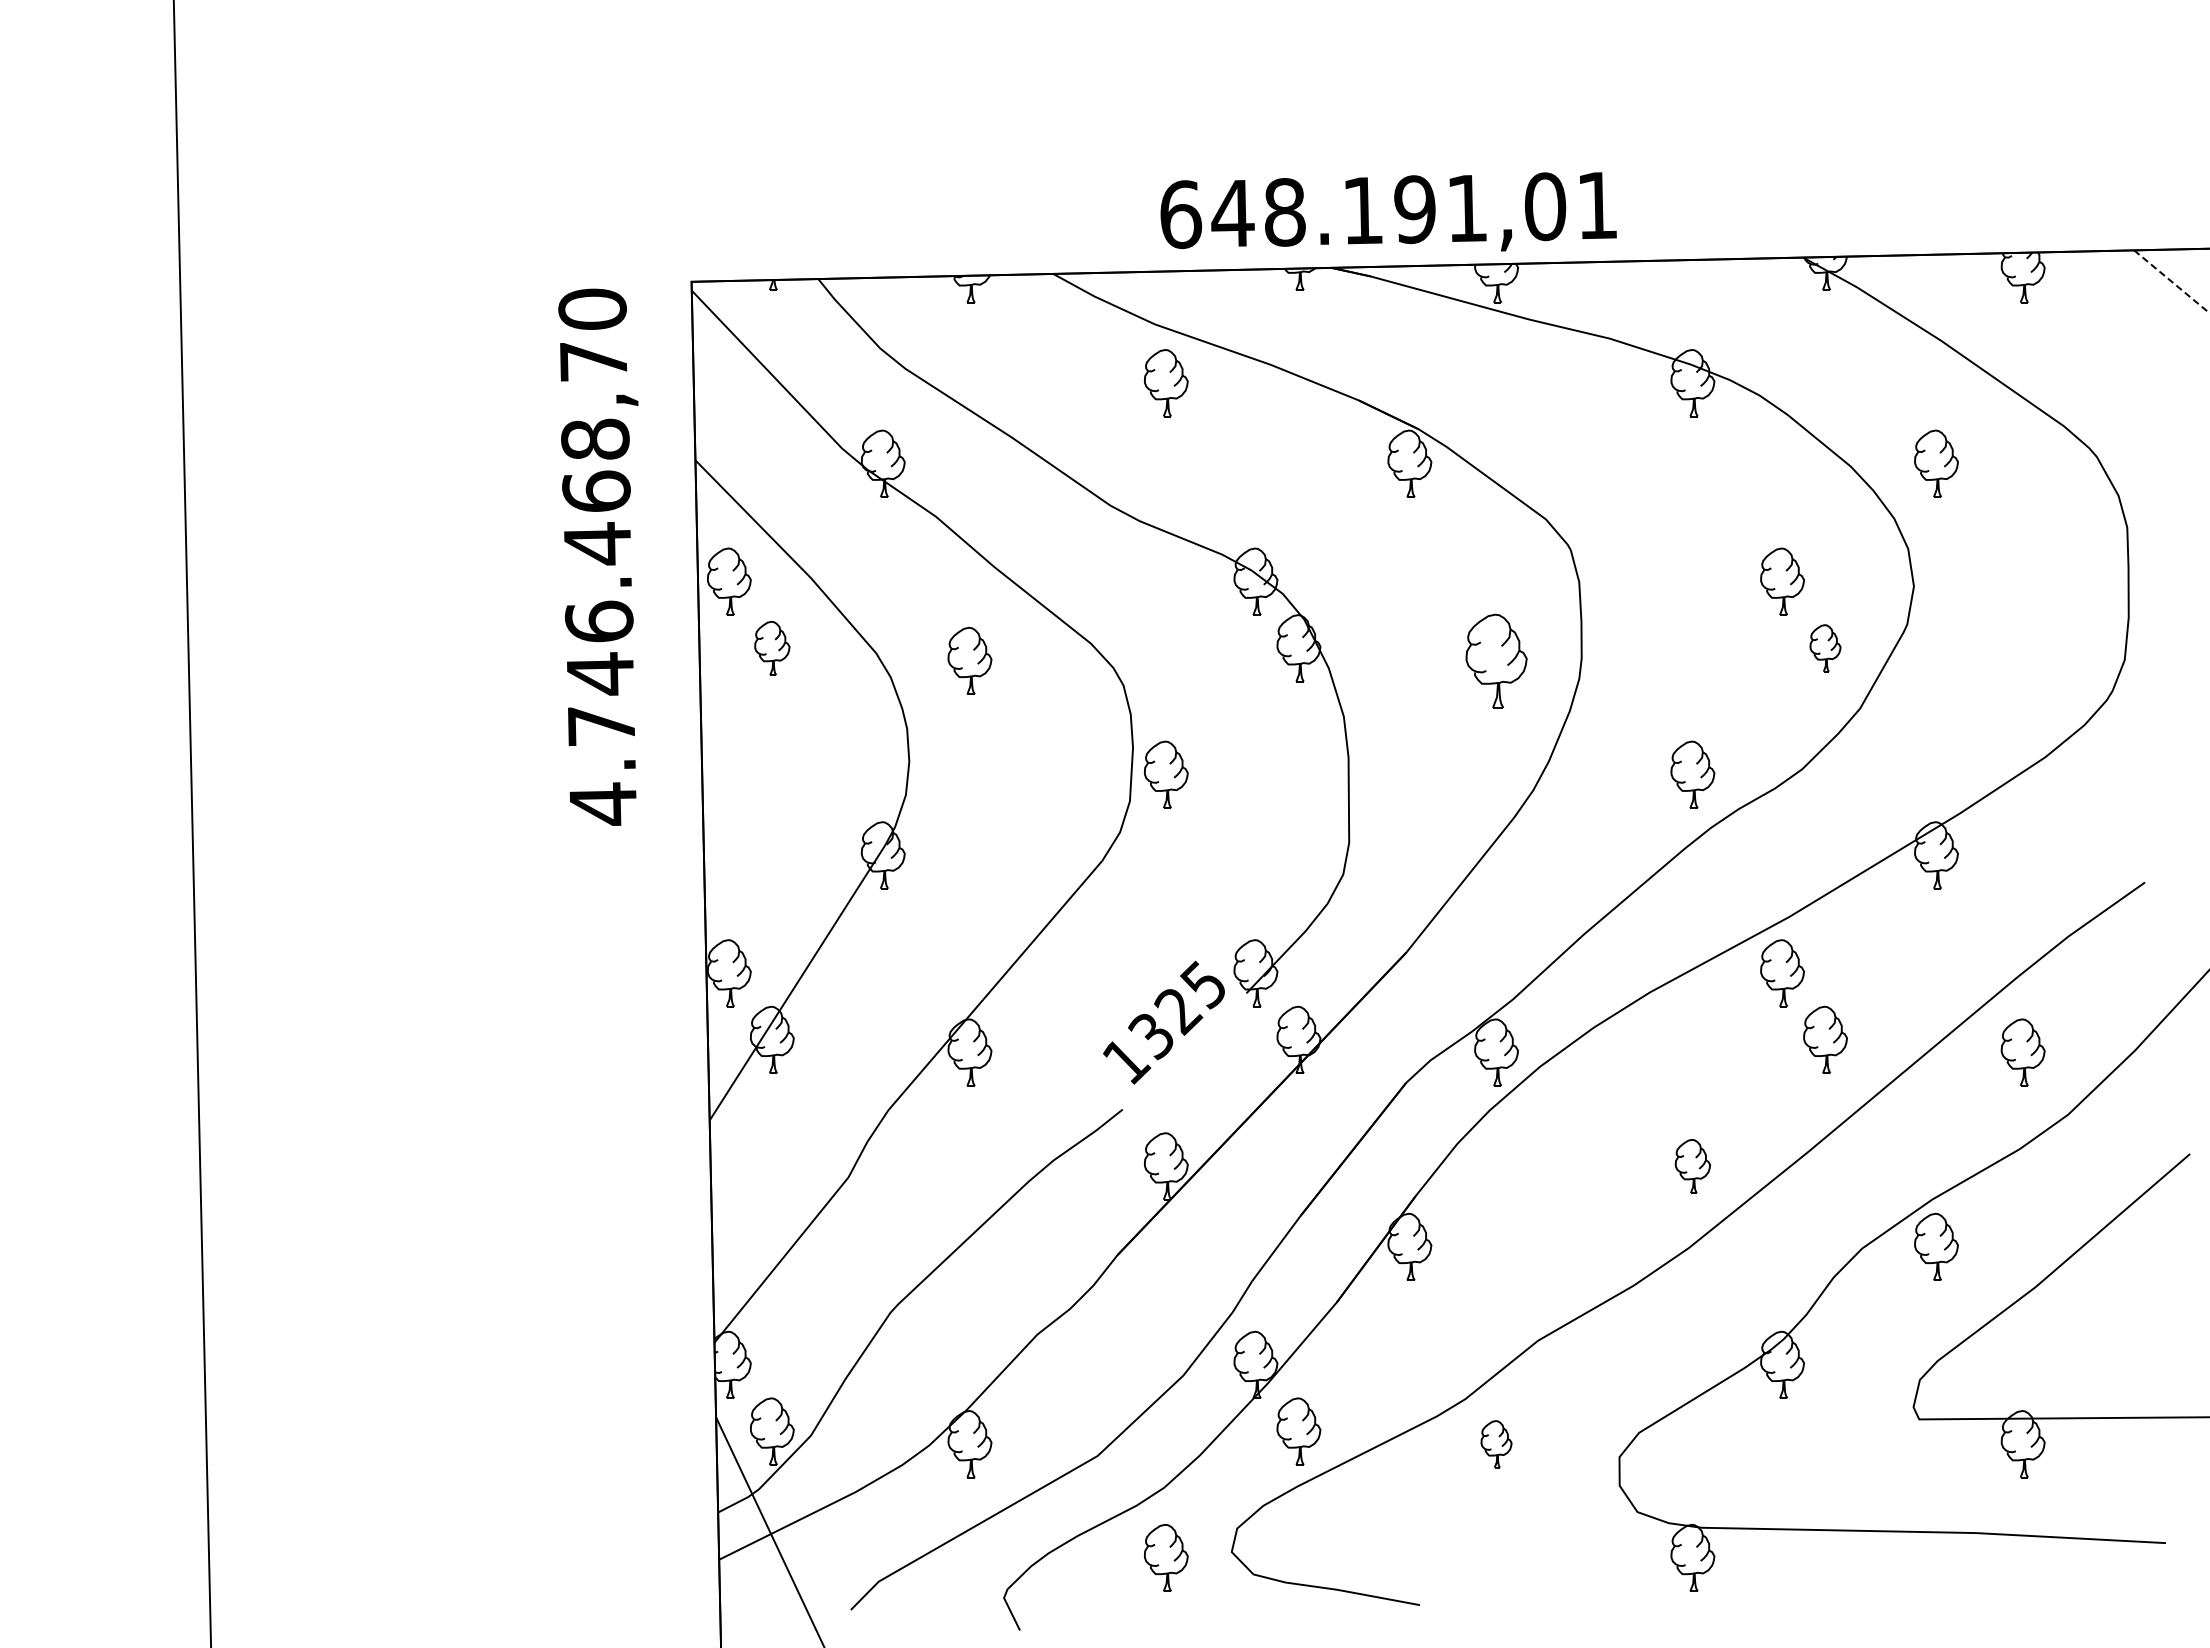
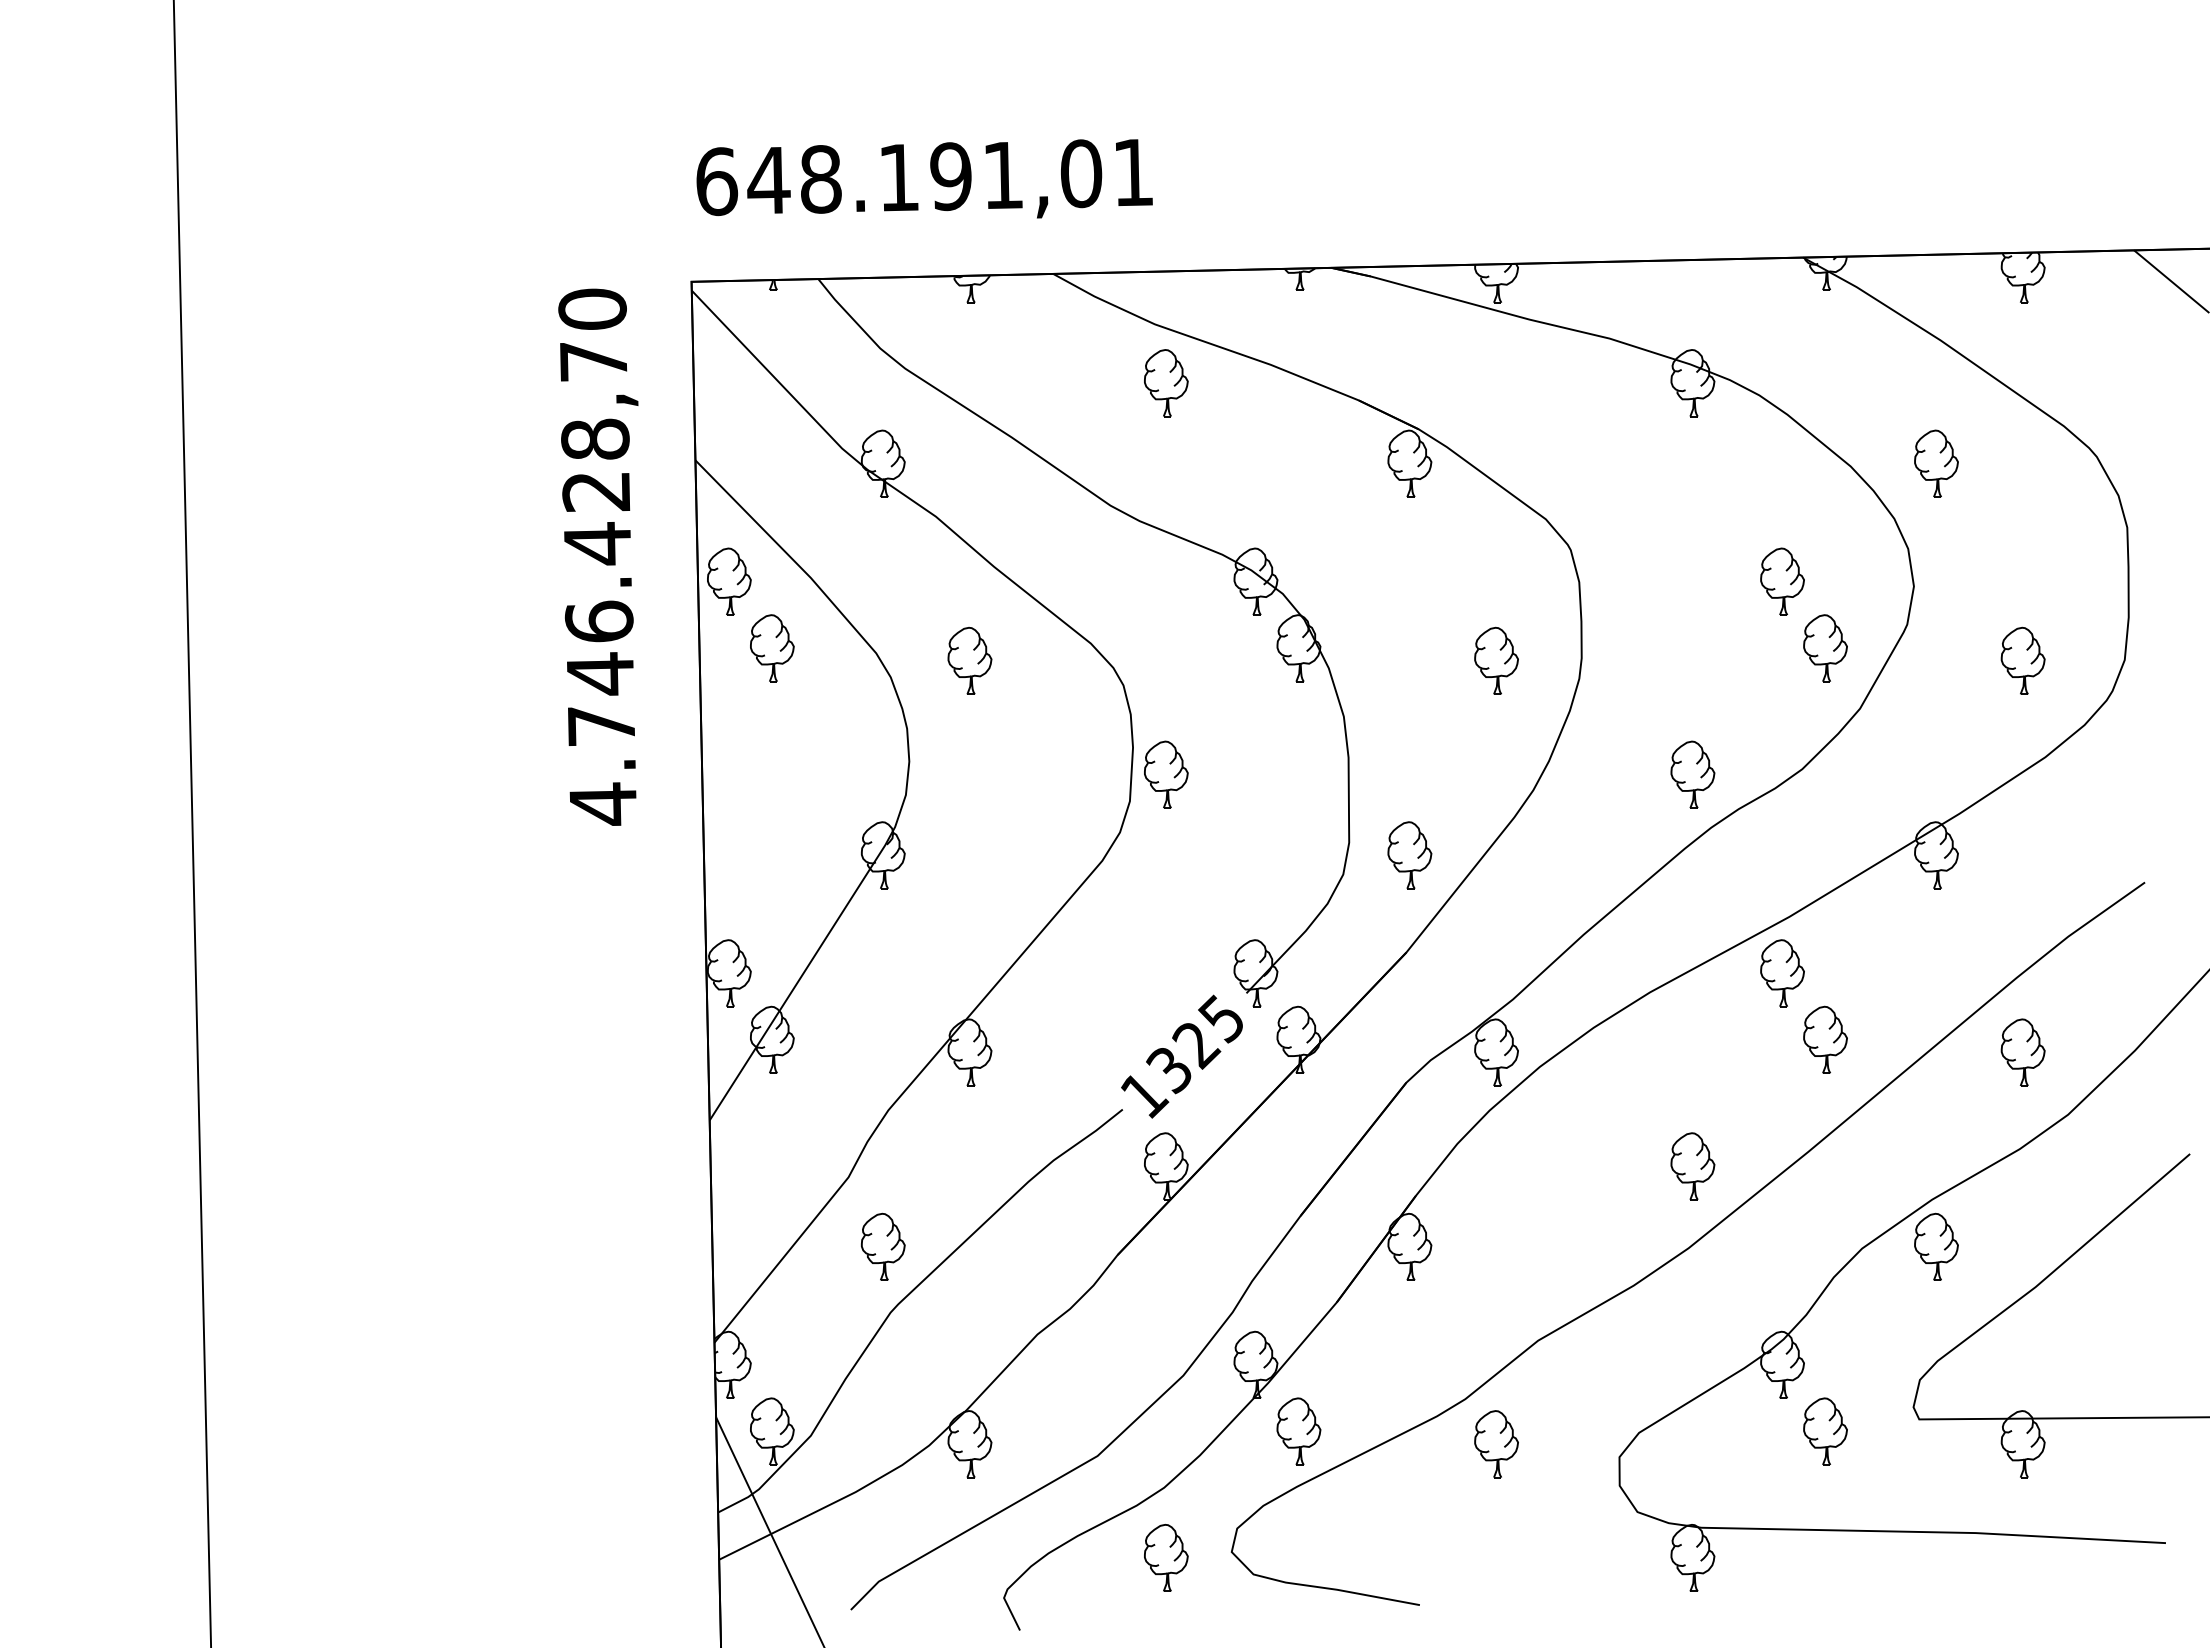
text position: (1388, 211) -> (924, 178) (924, 178)
line: dashed -> solid (2171, 281)
text: 4.746.468,70 -> 4.746.428,70 (596, 490)
part size: 37x56 px -> 45x69 px (772, 648)
part size: 33x49 px -> 45x69 px (1825, 648)
part size: 63x96 px -> 45x69 px (1496, 660)
part: none -> present (2022, 660)
part: none -> present (1409, 855)
text position: (1163, 1022) -> (1181, 1056) (1181, 1056)
part size: 37x55 px -> 46x69 px (1692, 1166)
part: none -> present (883, 1246)
part: none -> present (1825, 1431)
part size: 33x49 px -> 45x69 px (1496, 1444)
